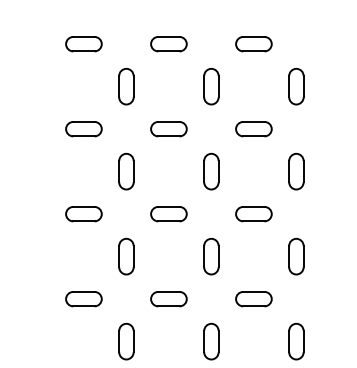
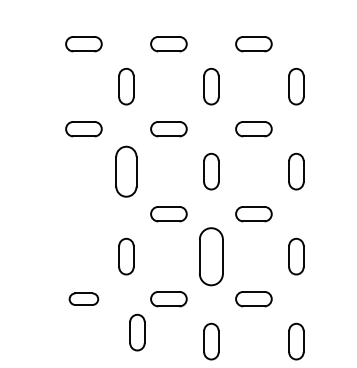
part size: 17x39 px -> 23x53 px (126, 171)
part: present -> none (83, 214)
part size: 17x39 px -> 25x60 px (211, 256)
part size: 38x17 px -> 32x14 px (83, 298)
part position: (126, 341) -> (137, 332) (137, 332)
